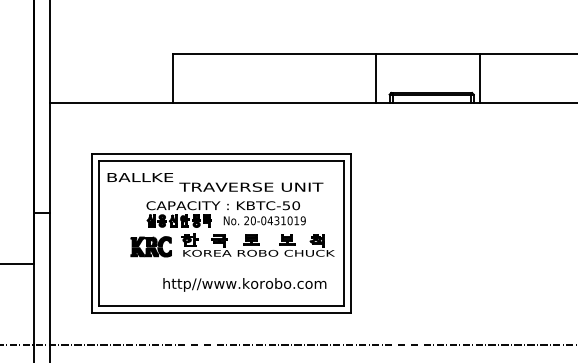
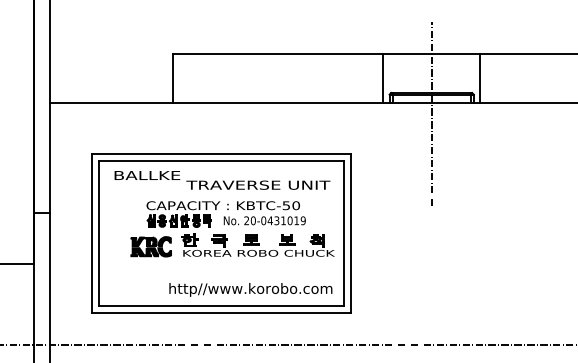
line position: (376, 78) -> (383, 78) (383, 78)
line: none -> present (431, 113)
text position: (215, 182) -> (222, 180) (222, 180)
text position: (244, 284) -> (250, 289) (250, 289)
